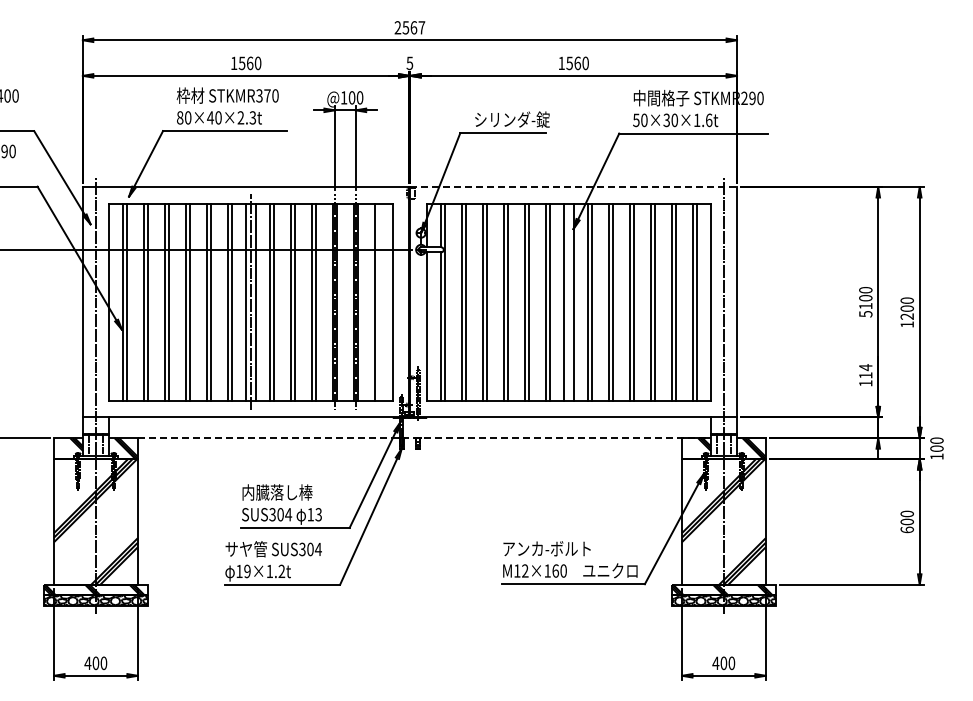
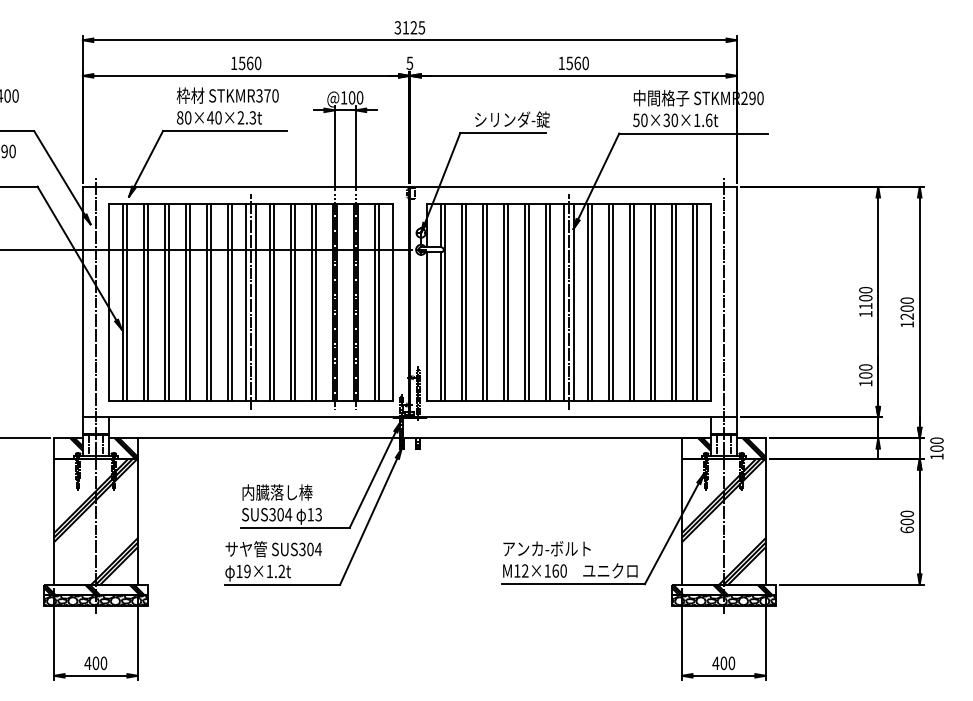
text: 2567 -> 3125 (409, 27)
line: dashed -> solid (574, 187)
line: none -> present (378, 301)
line: none -> present (569, 301)
text: 5100 -> 1100 (865, 314)
text: 114 -> 100 (865, 371)
line: dashed -> solid (424, 438)
